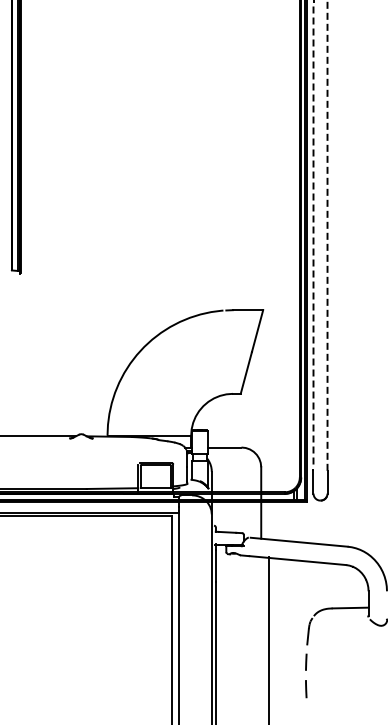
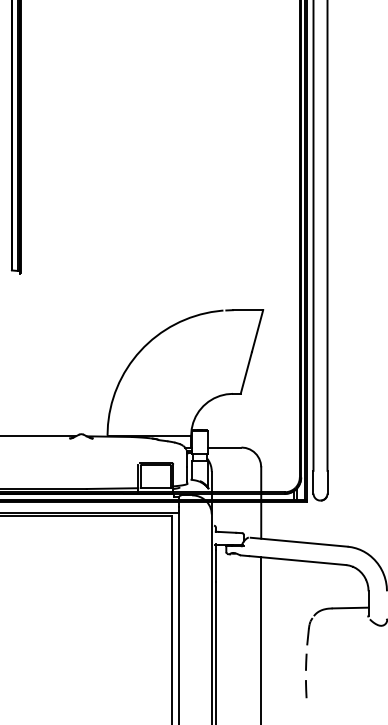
line: dashed -> solid (327, 235)
line: dashed -> solid (313, 236)
line position: (269, 639) -> (261, 639) (261, 639)
